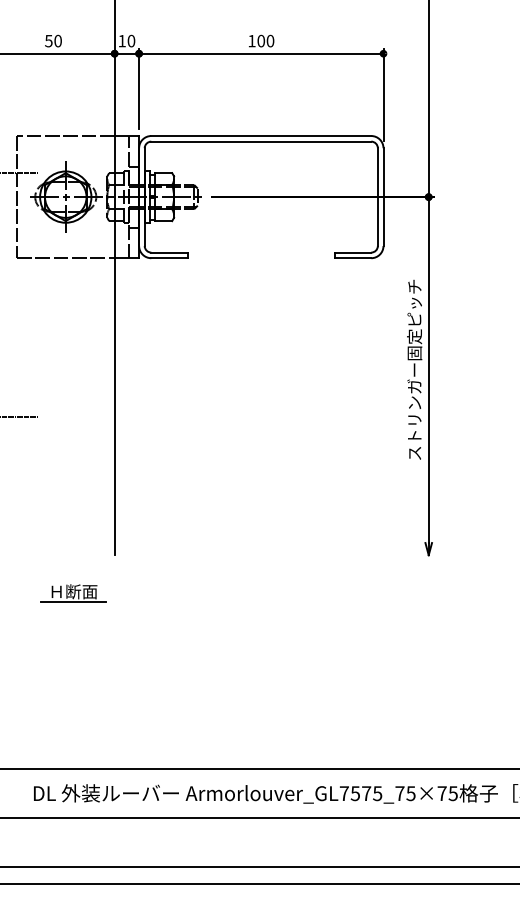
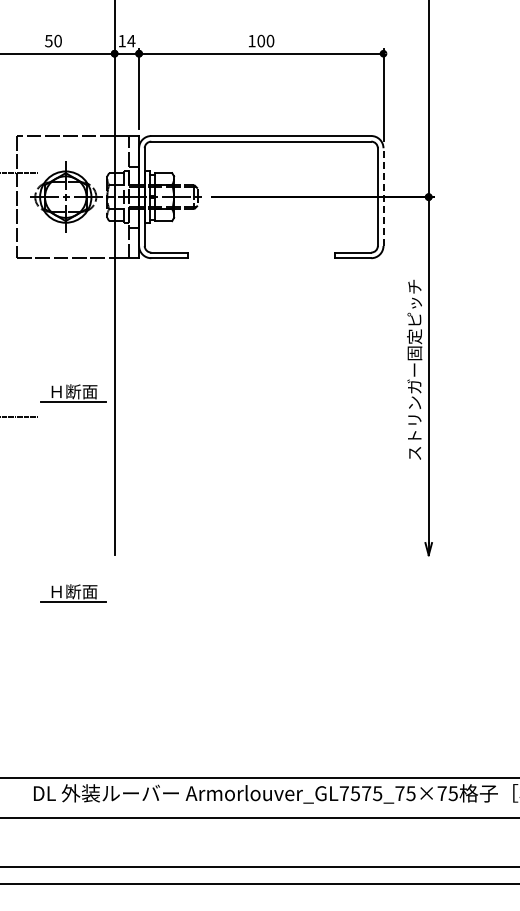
text: 10 -> 14 (131, 40)
line: solid -> dashed (383, 197)
part: none -> present (73, 393)
line position: (259, 769) -> (259, 778) (259, 778)
